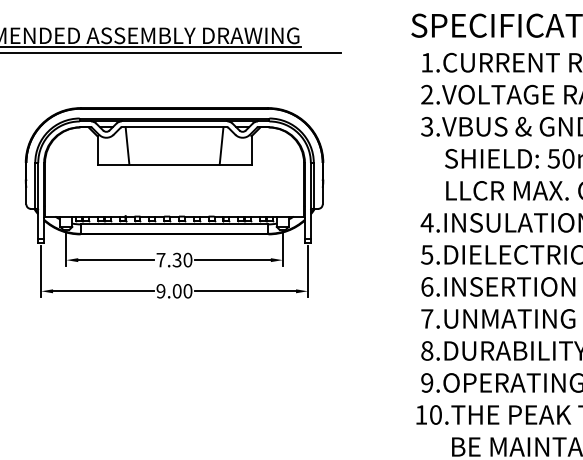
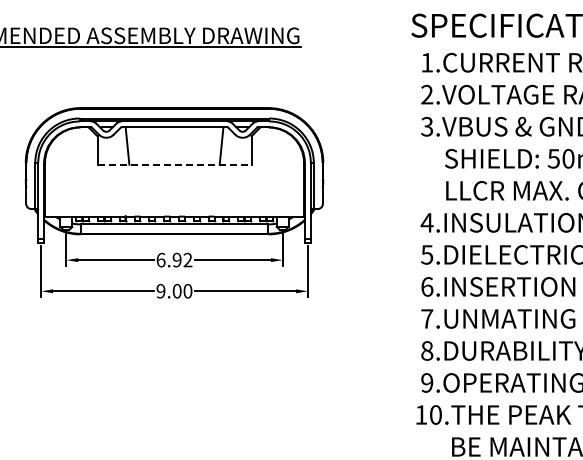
line: present -> none (171, 52)
line: solid -> dashed (175, 164)
text: 7.30 -> 6.92 (174, 259)
